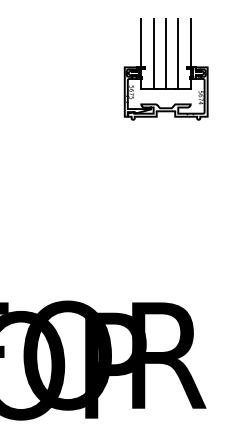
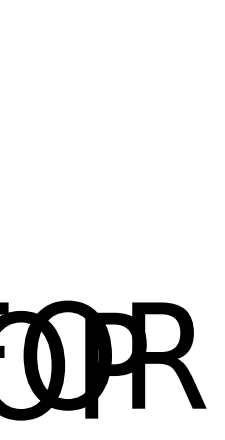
part: present -> none (165, 69)
